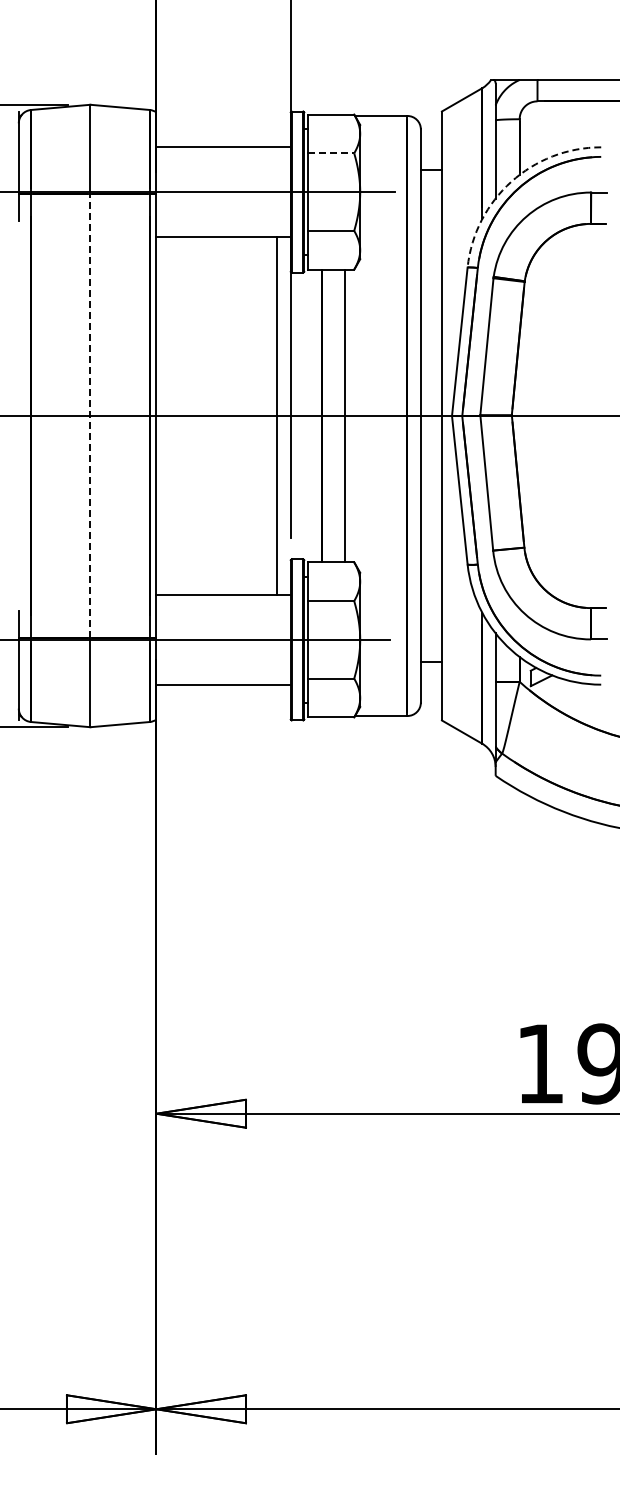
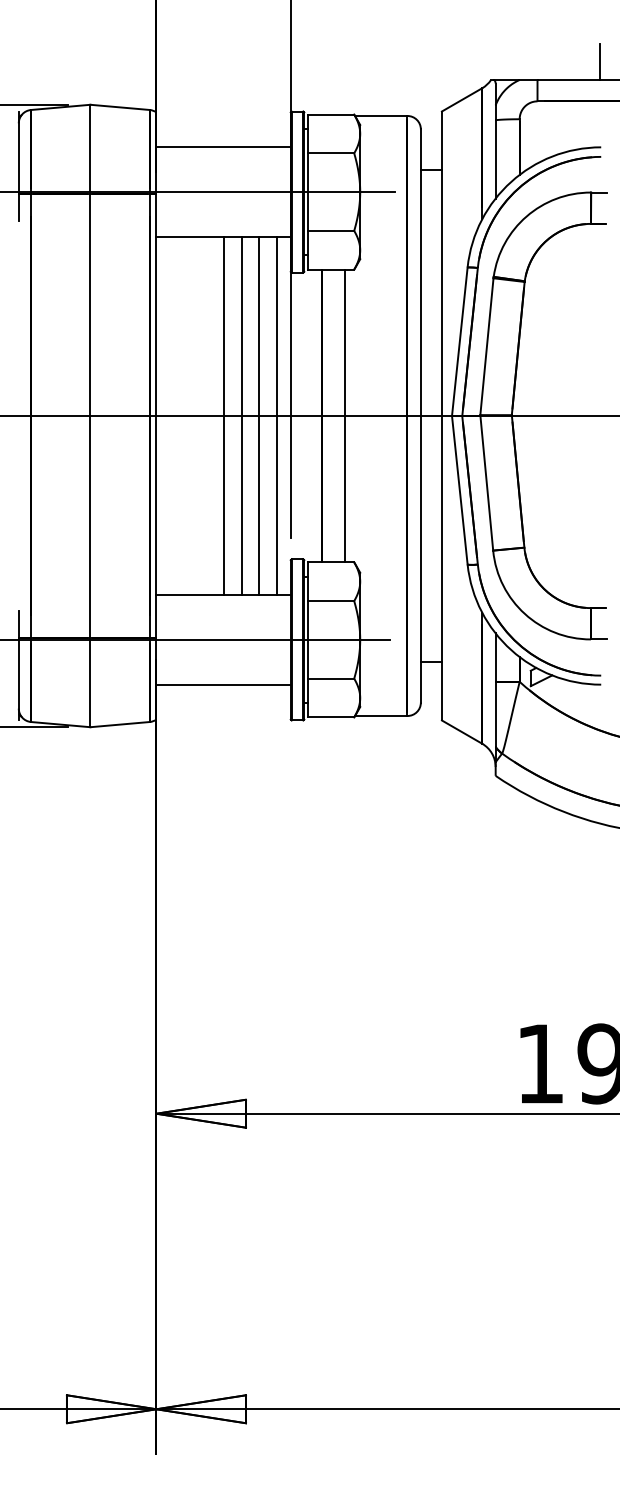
line: none -> present (599, 62)
line: dashed -> solid (331, 153)
arc: dashed -> solid (511, 181)
line: none -> present (223, 415)
line: none -> present (241, 415)
line: none -> present (259, 415)
line: dashed -> solid (90, 416)
